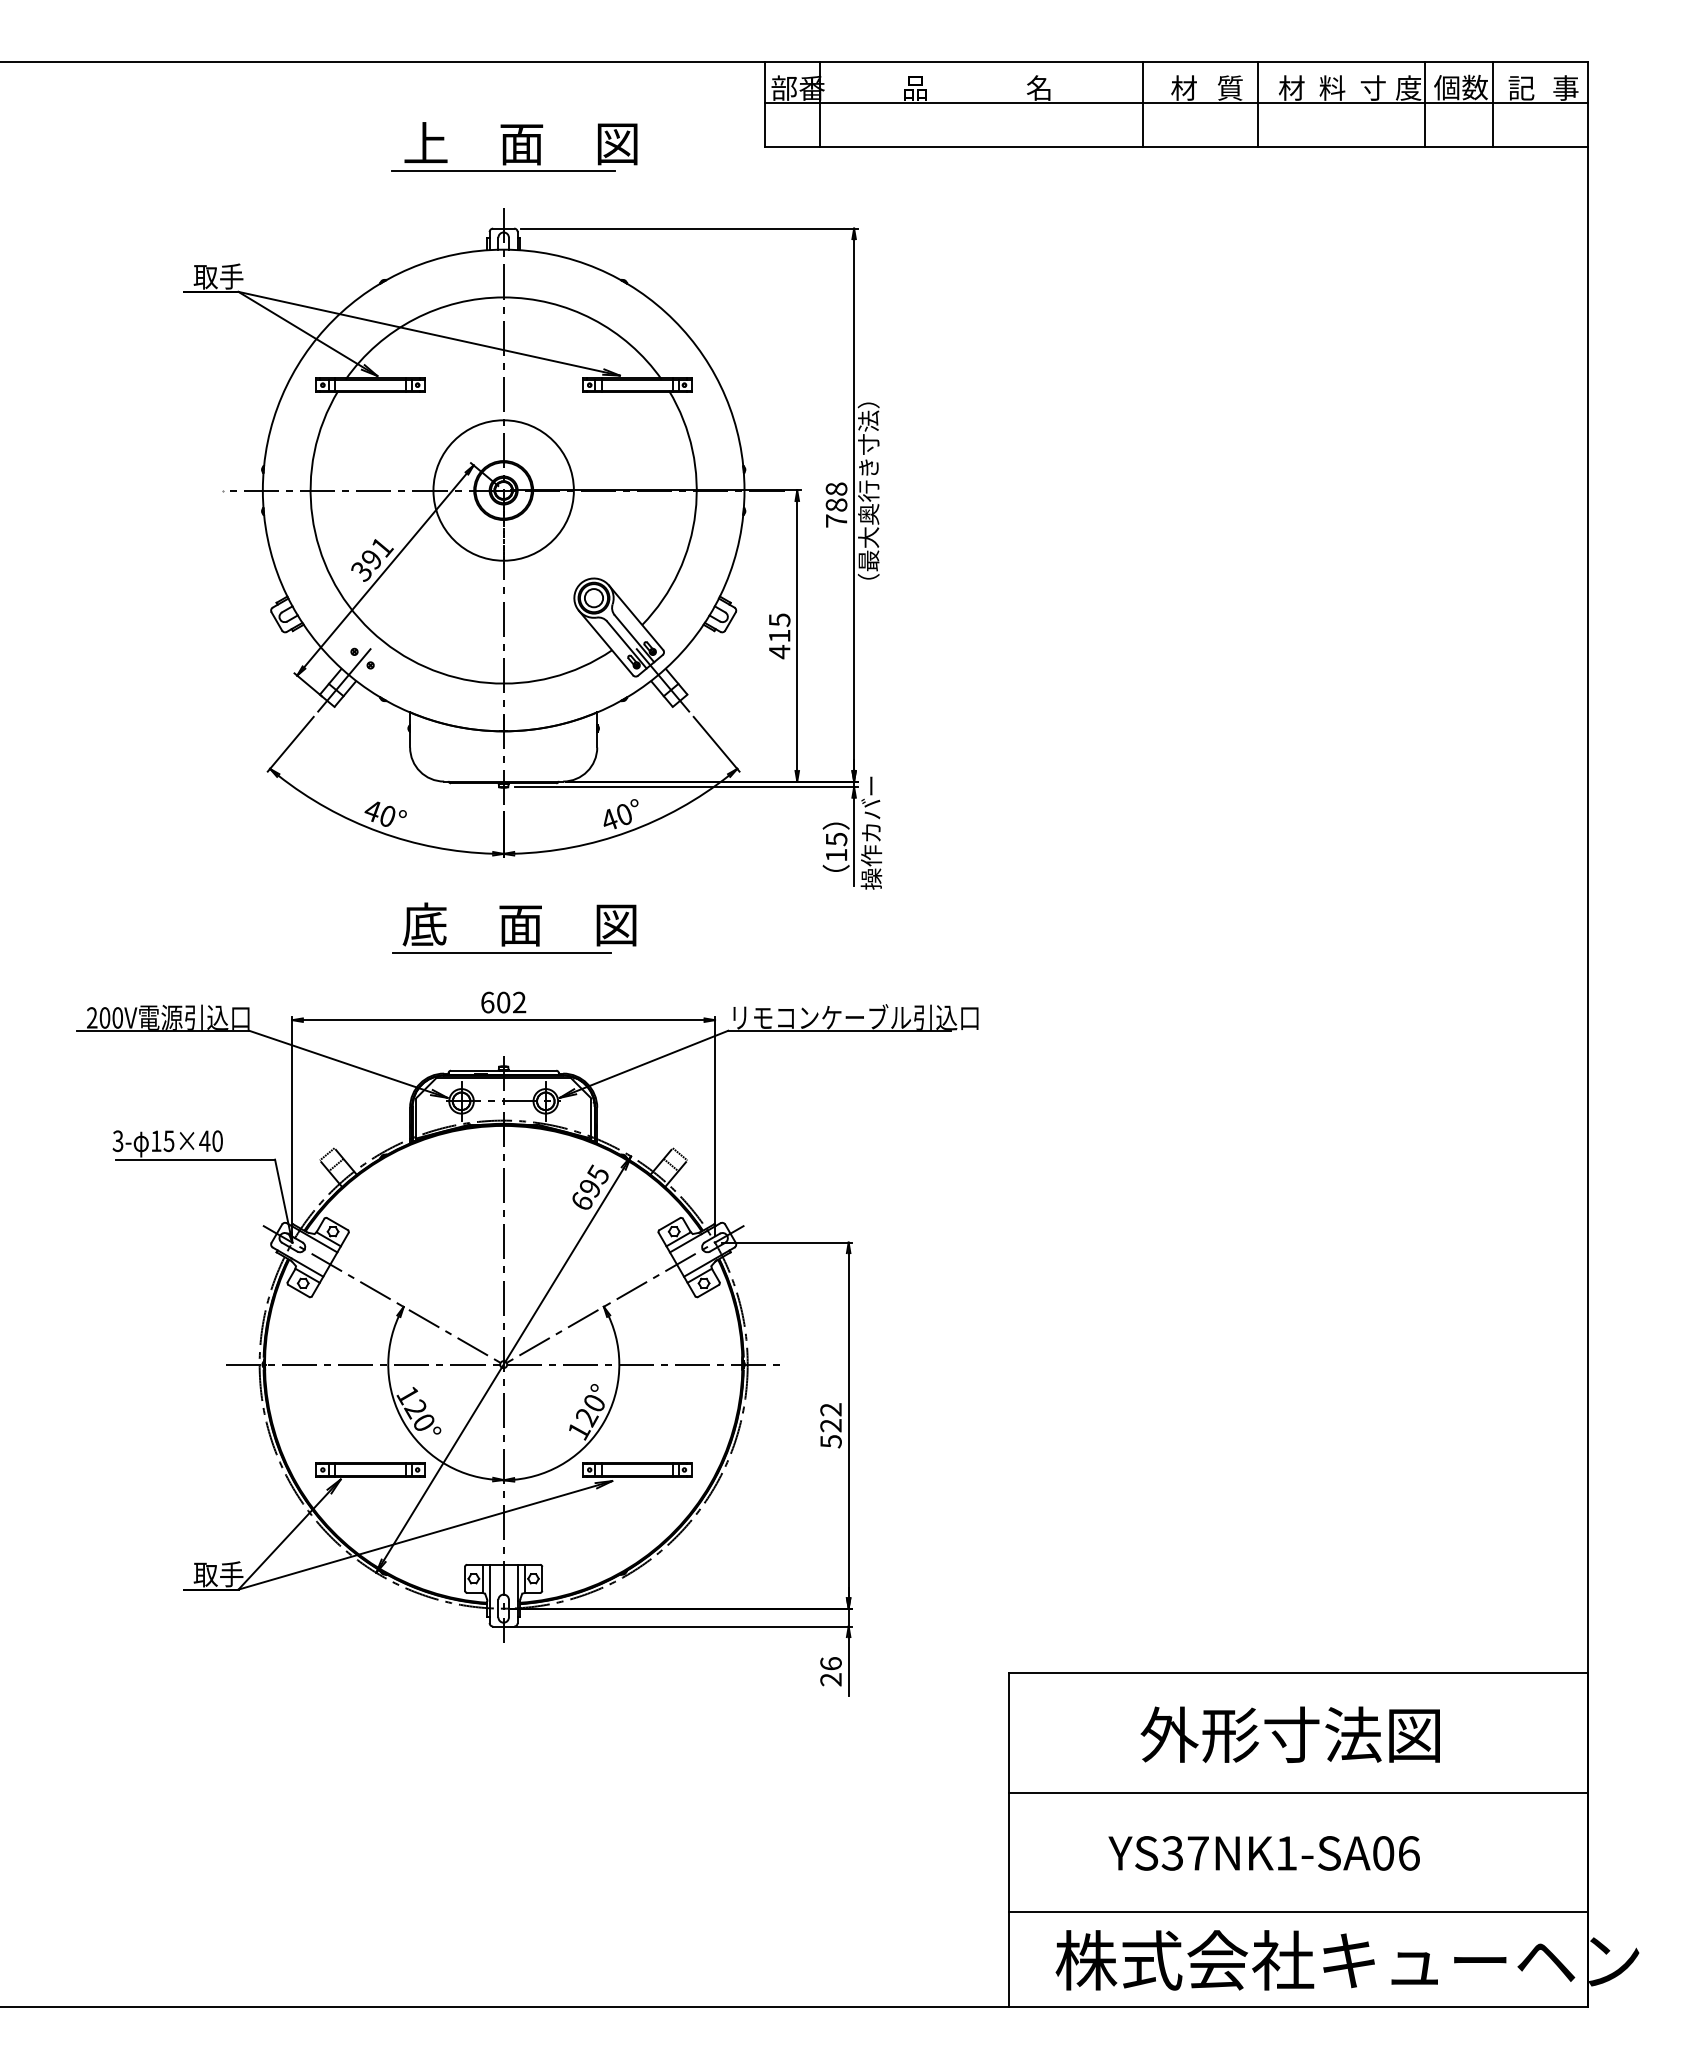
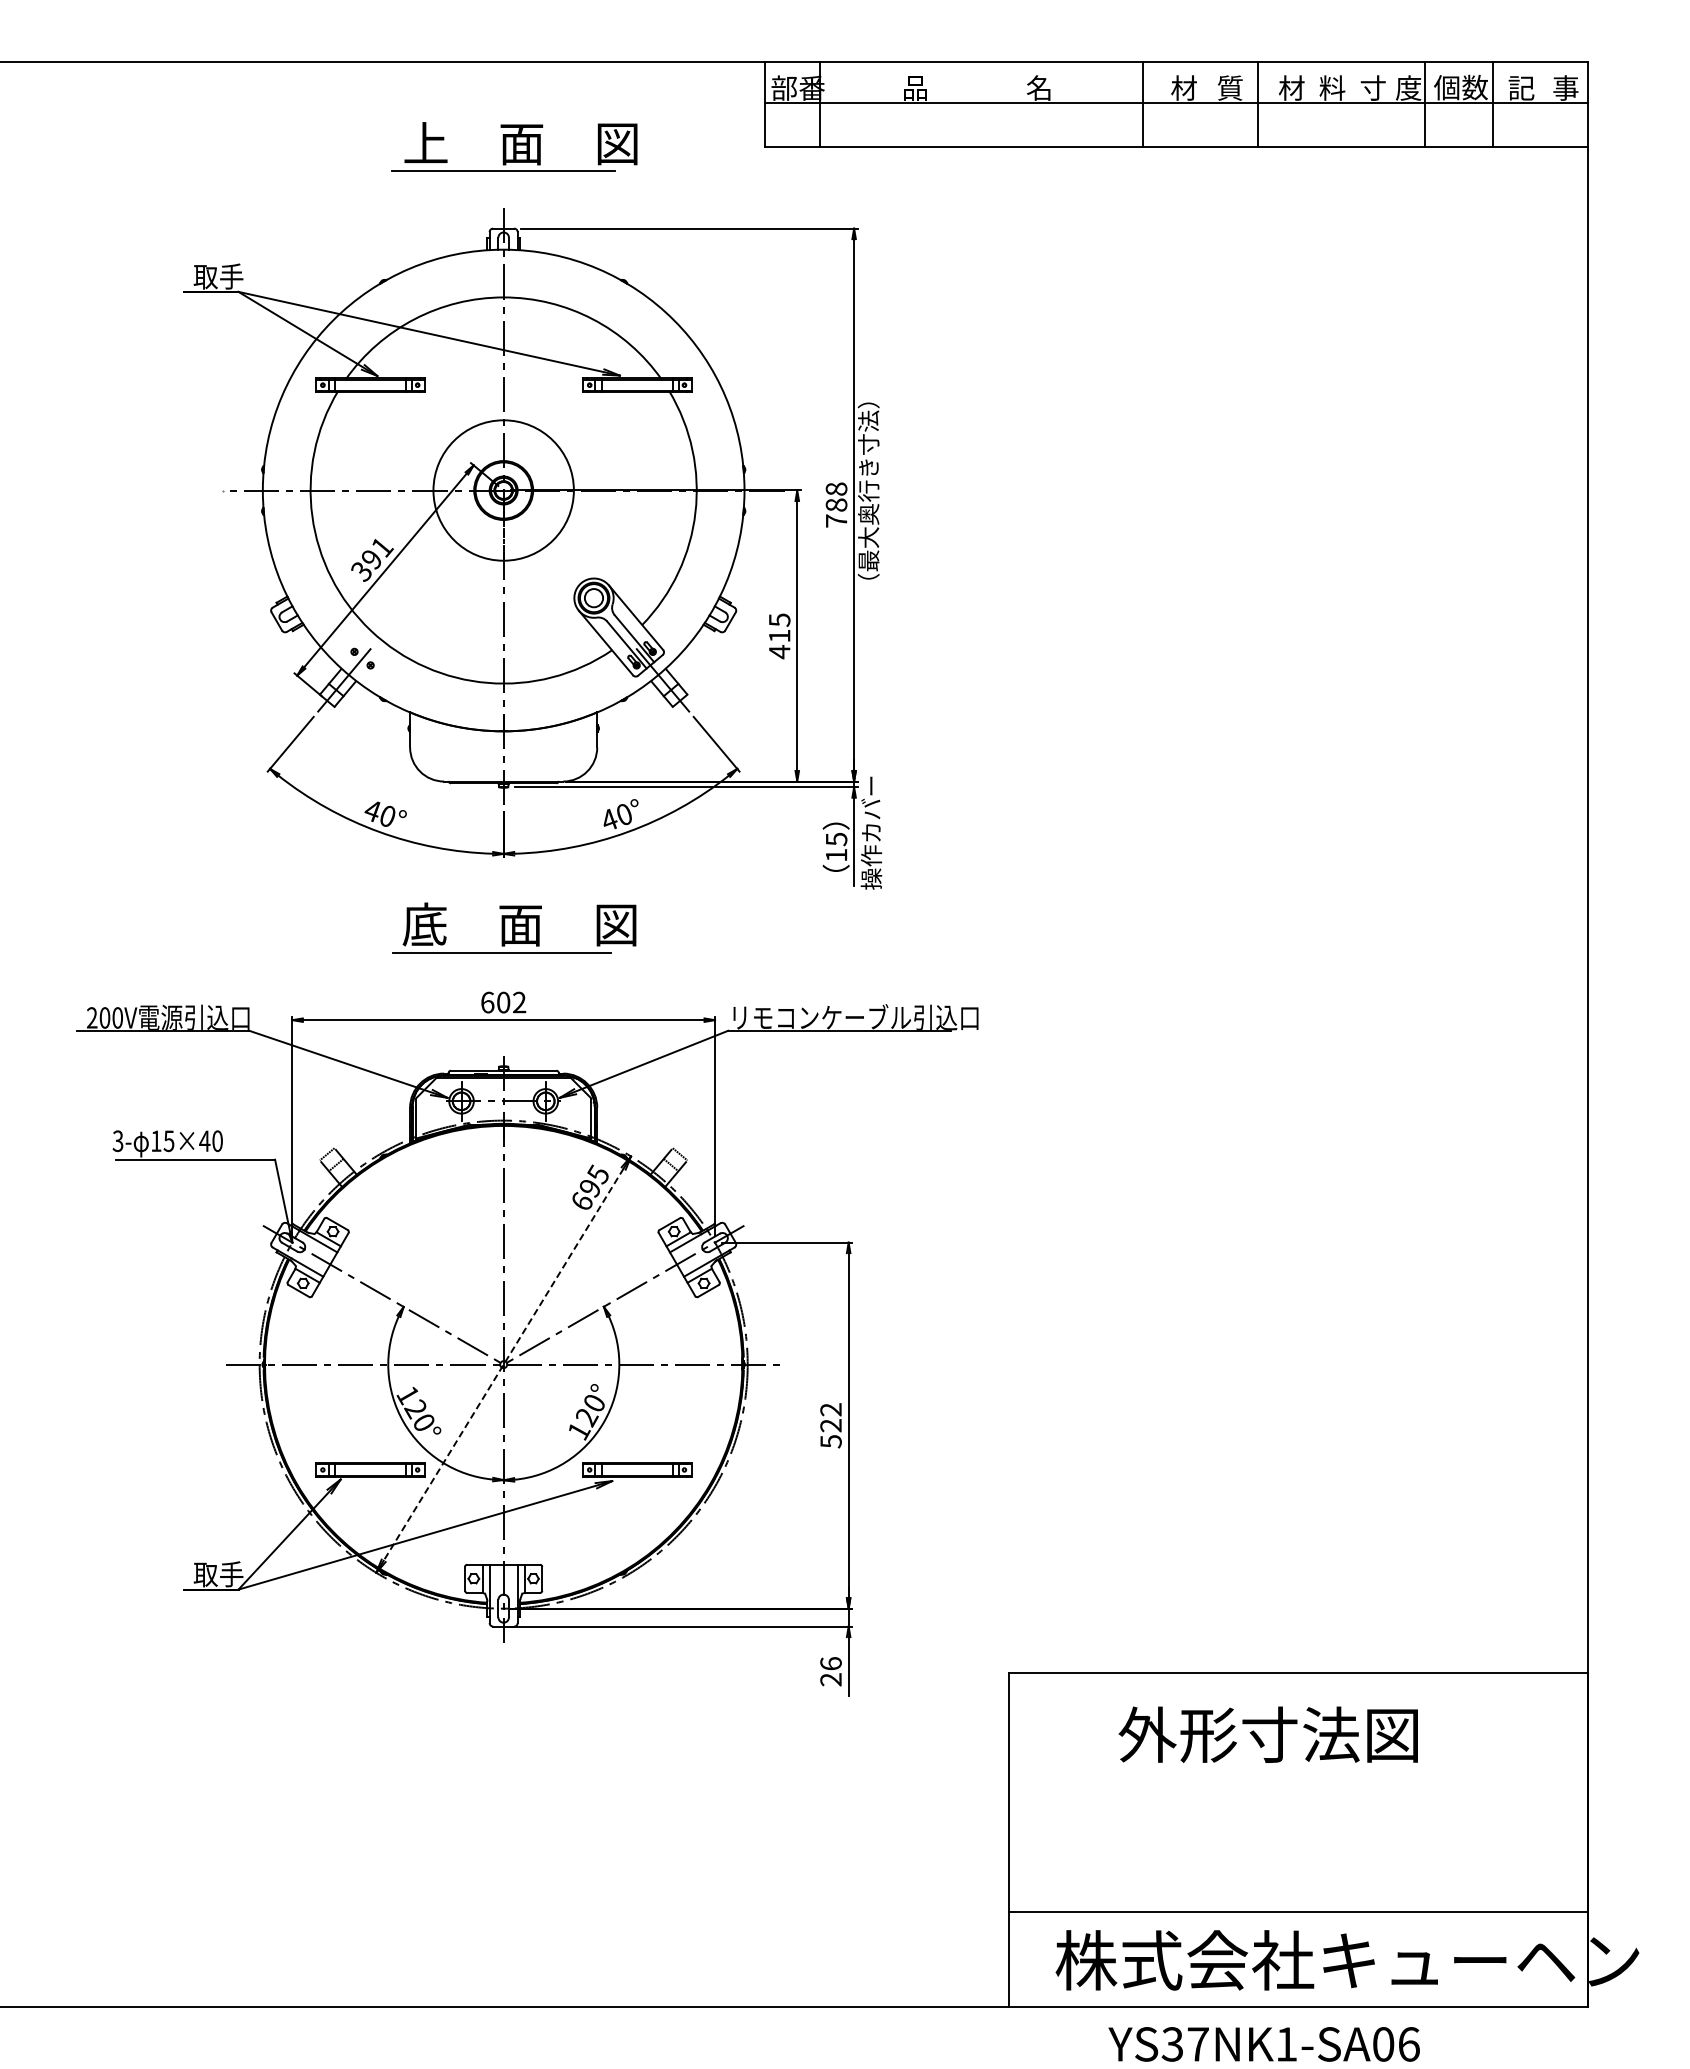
line: solid -> dashed (503, 1364)
text position: (1289, 1734) -> (1267, 1734) (1267, 1734)
line: present -> none (1298, 1792)
text position: (1263, 1853) -> (1263, 2044) (1263, 2044)
